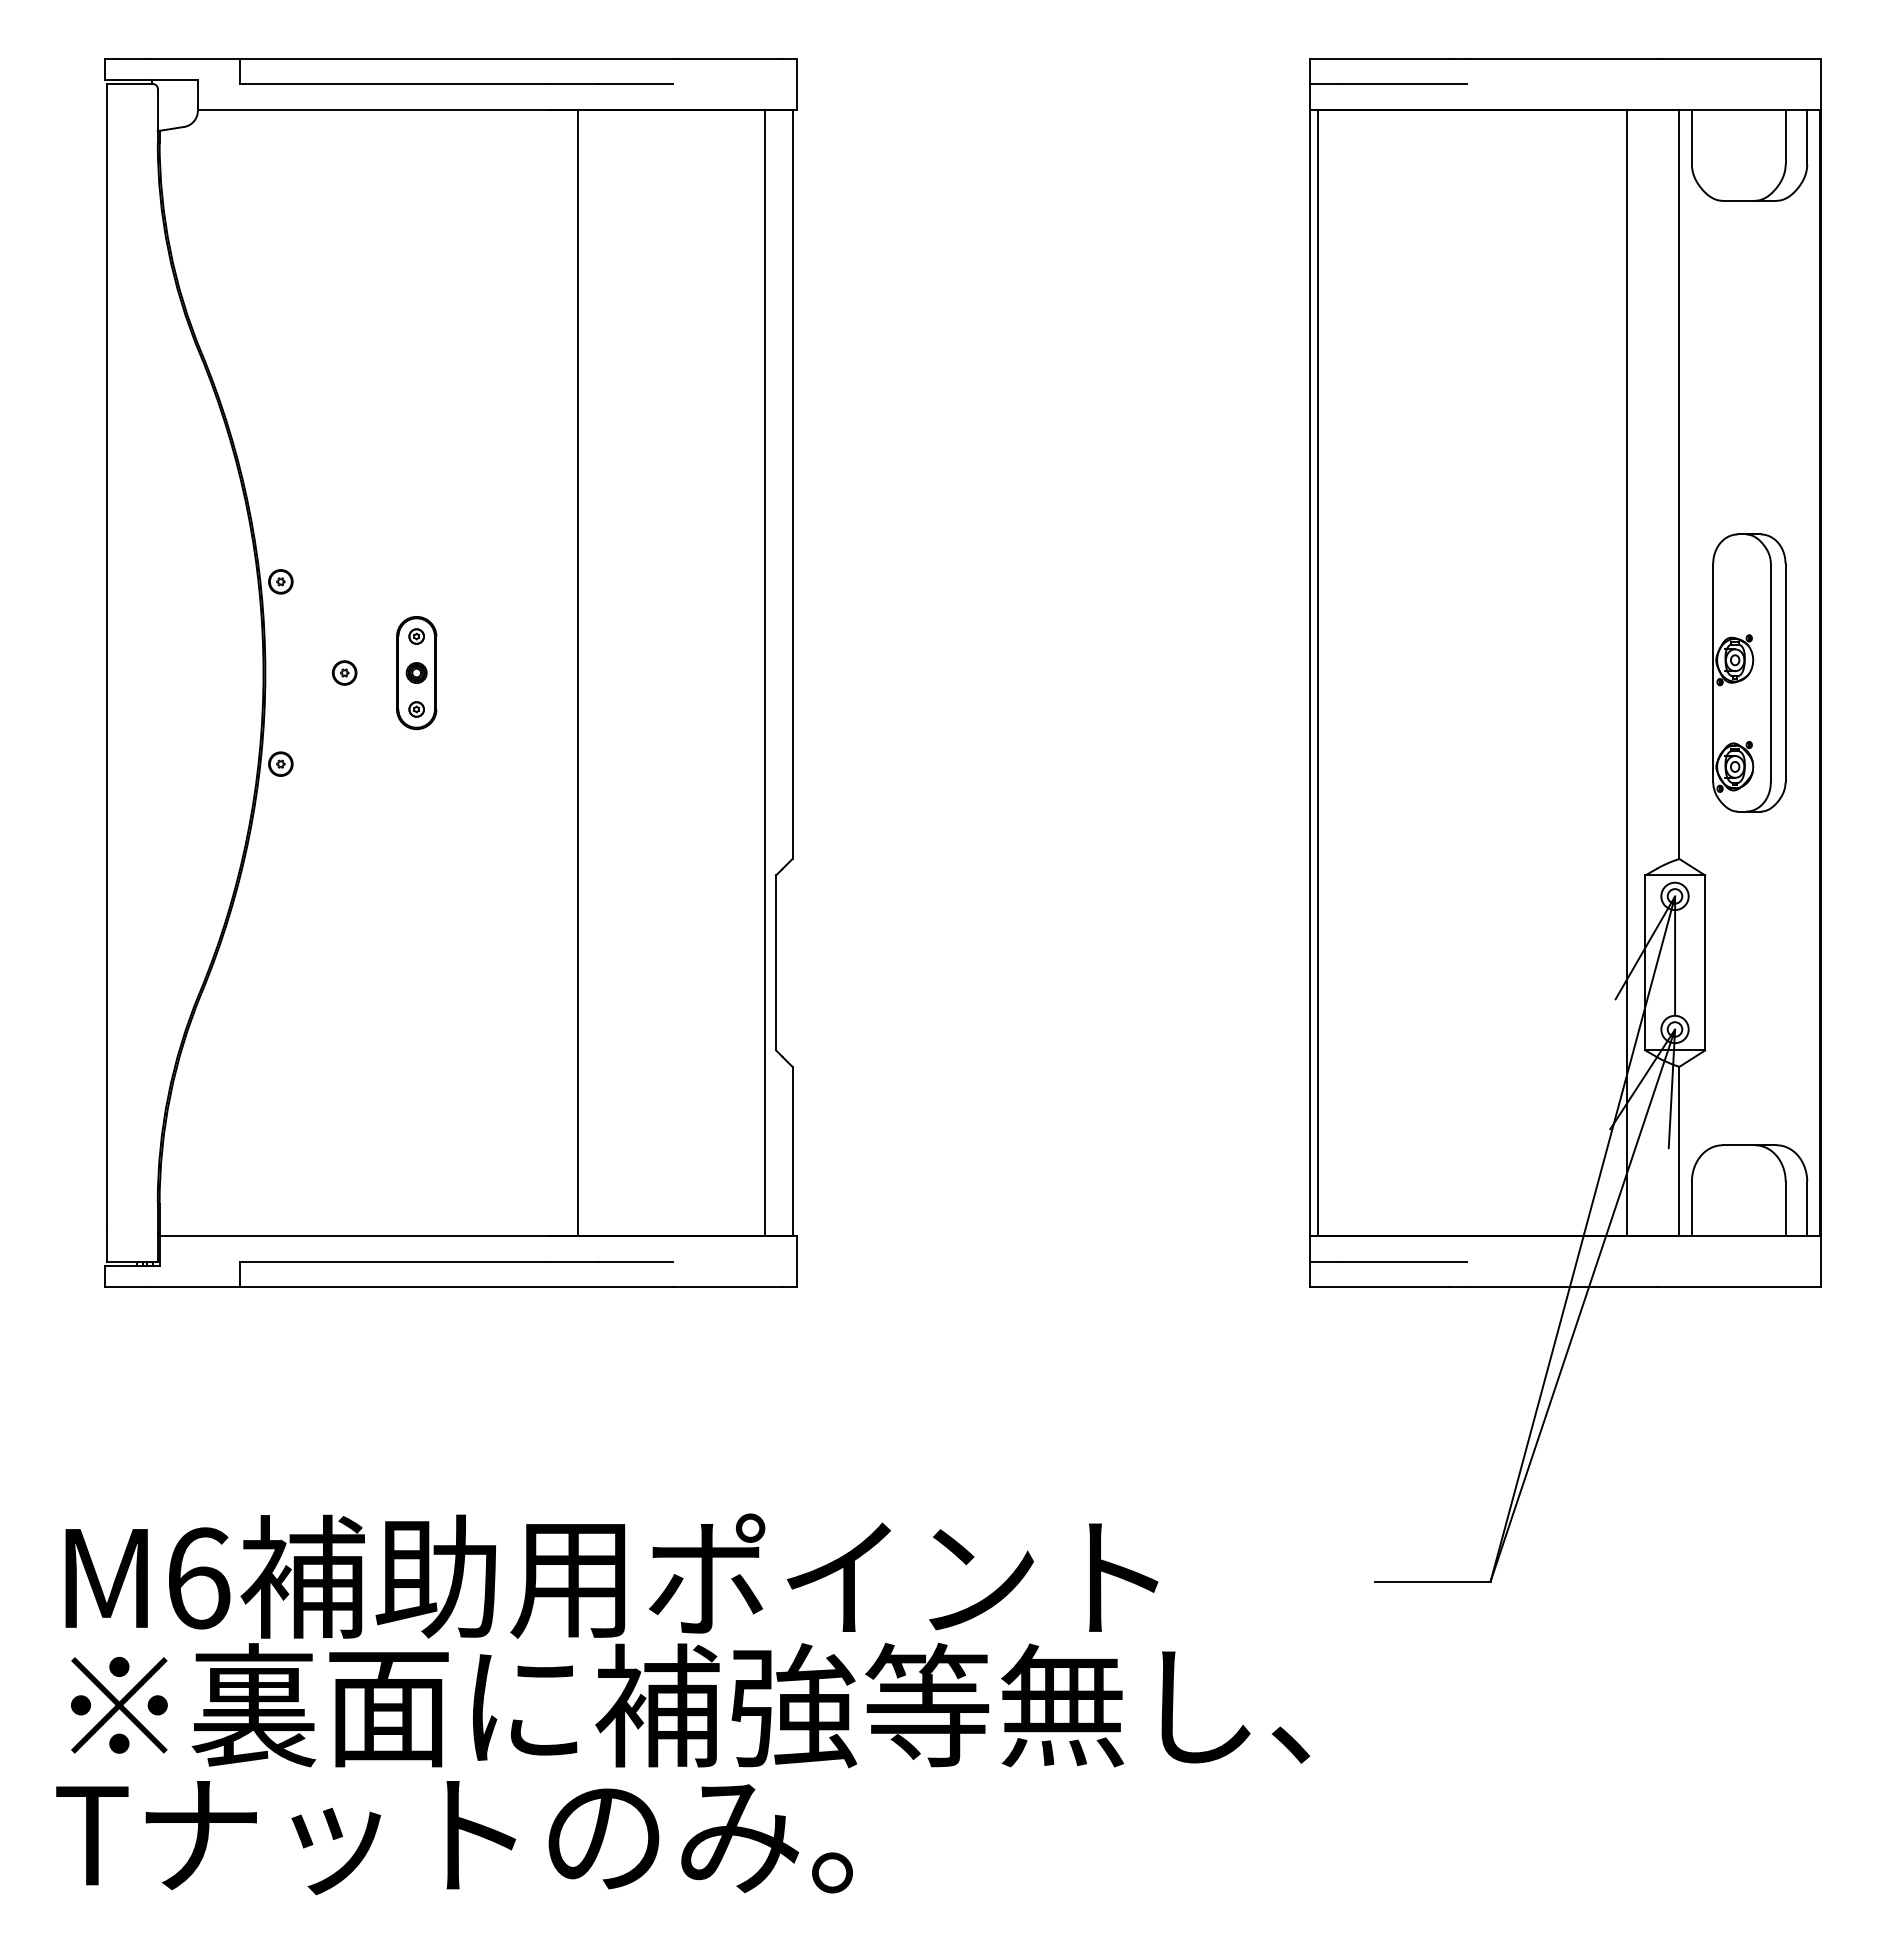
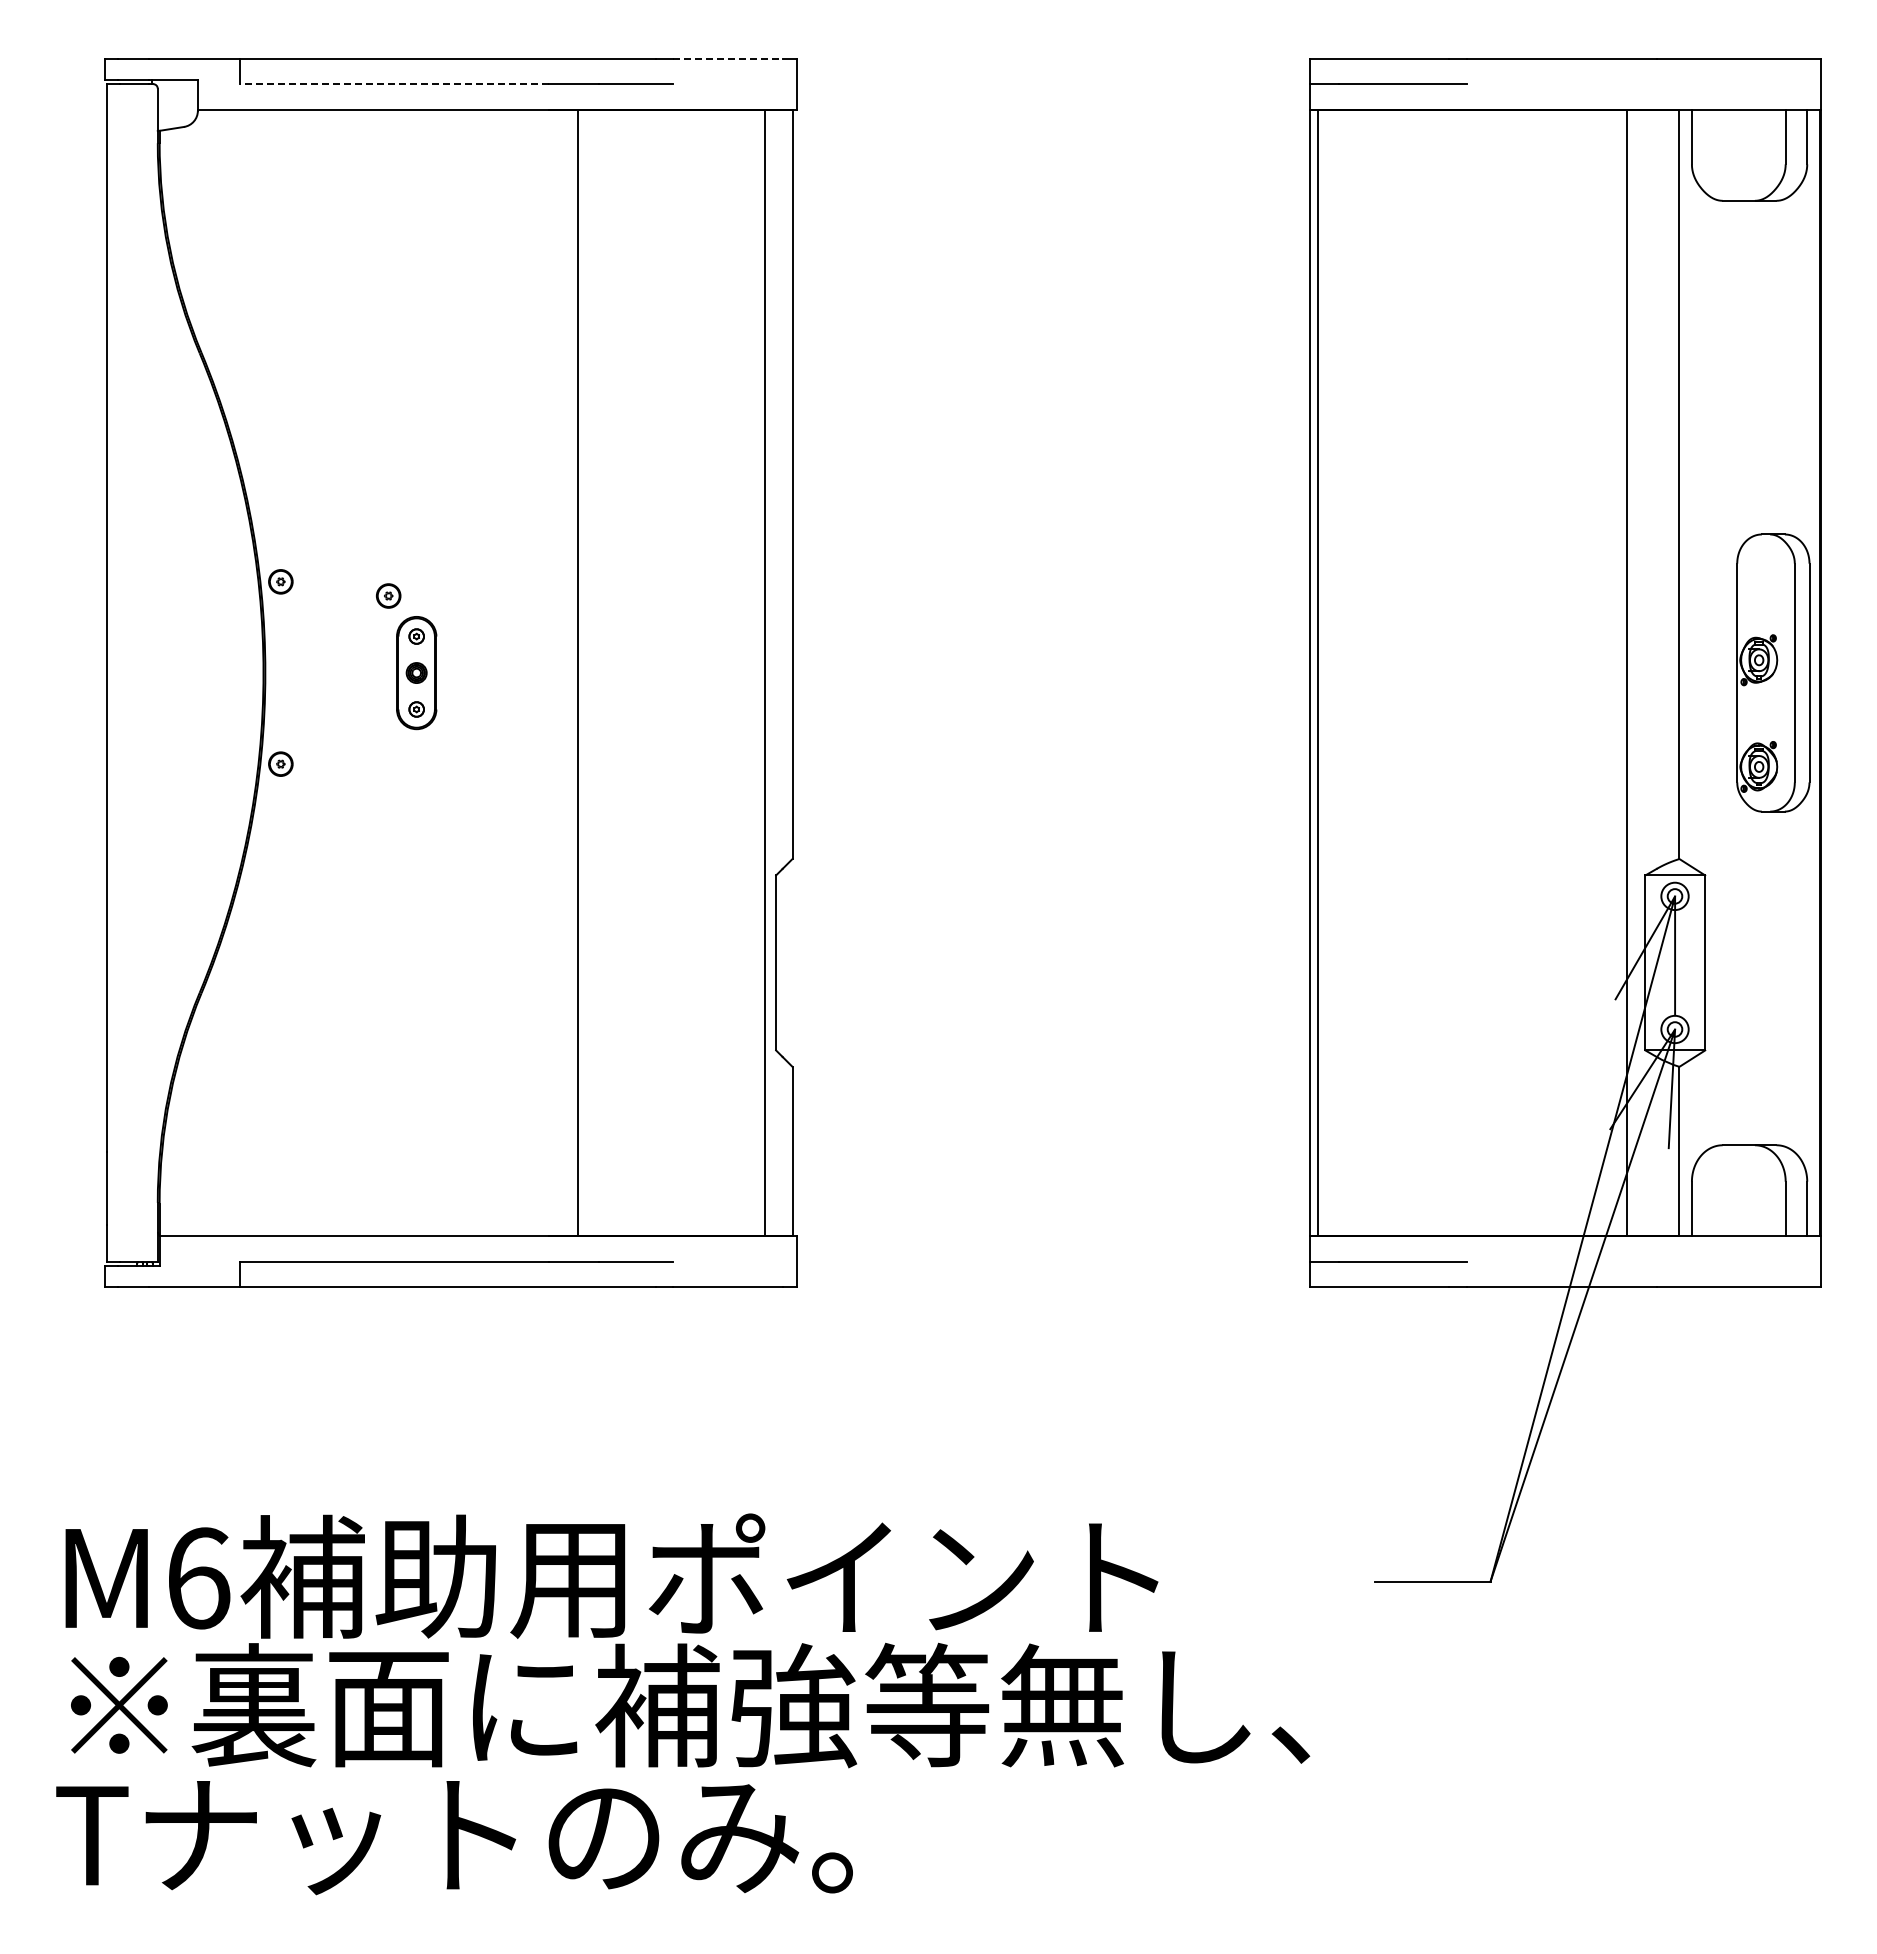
line: solid -> dashed (727, 58)
line: solid -> dashed (394, 84)
part position: (344, 672) -> (388, 595) (388, 595)
part position: (1749, 672) -> (1773, 672) (1773, 672)
